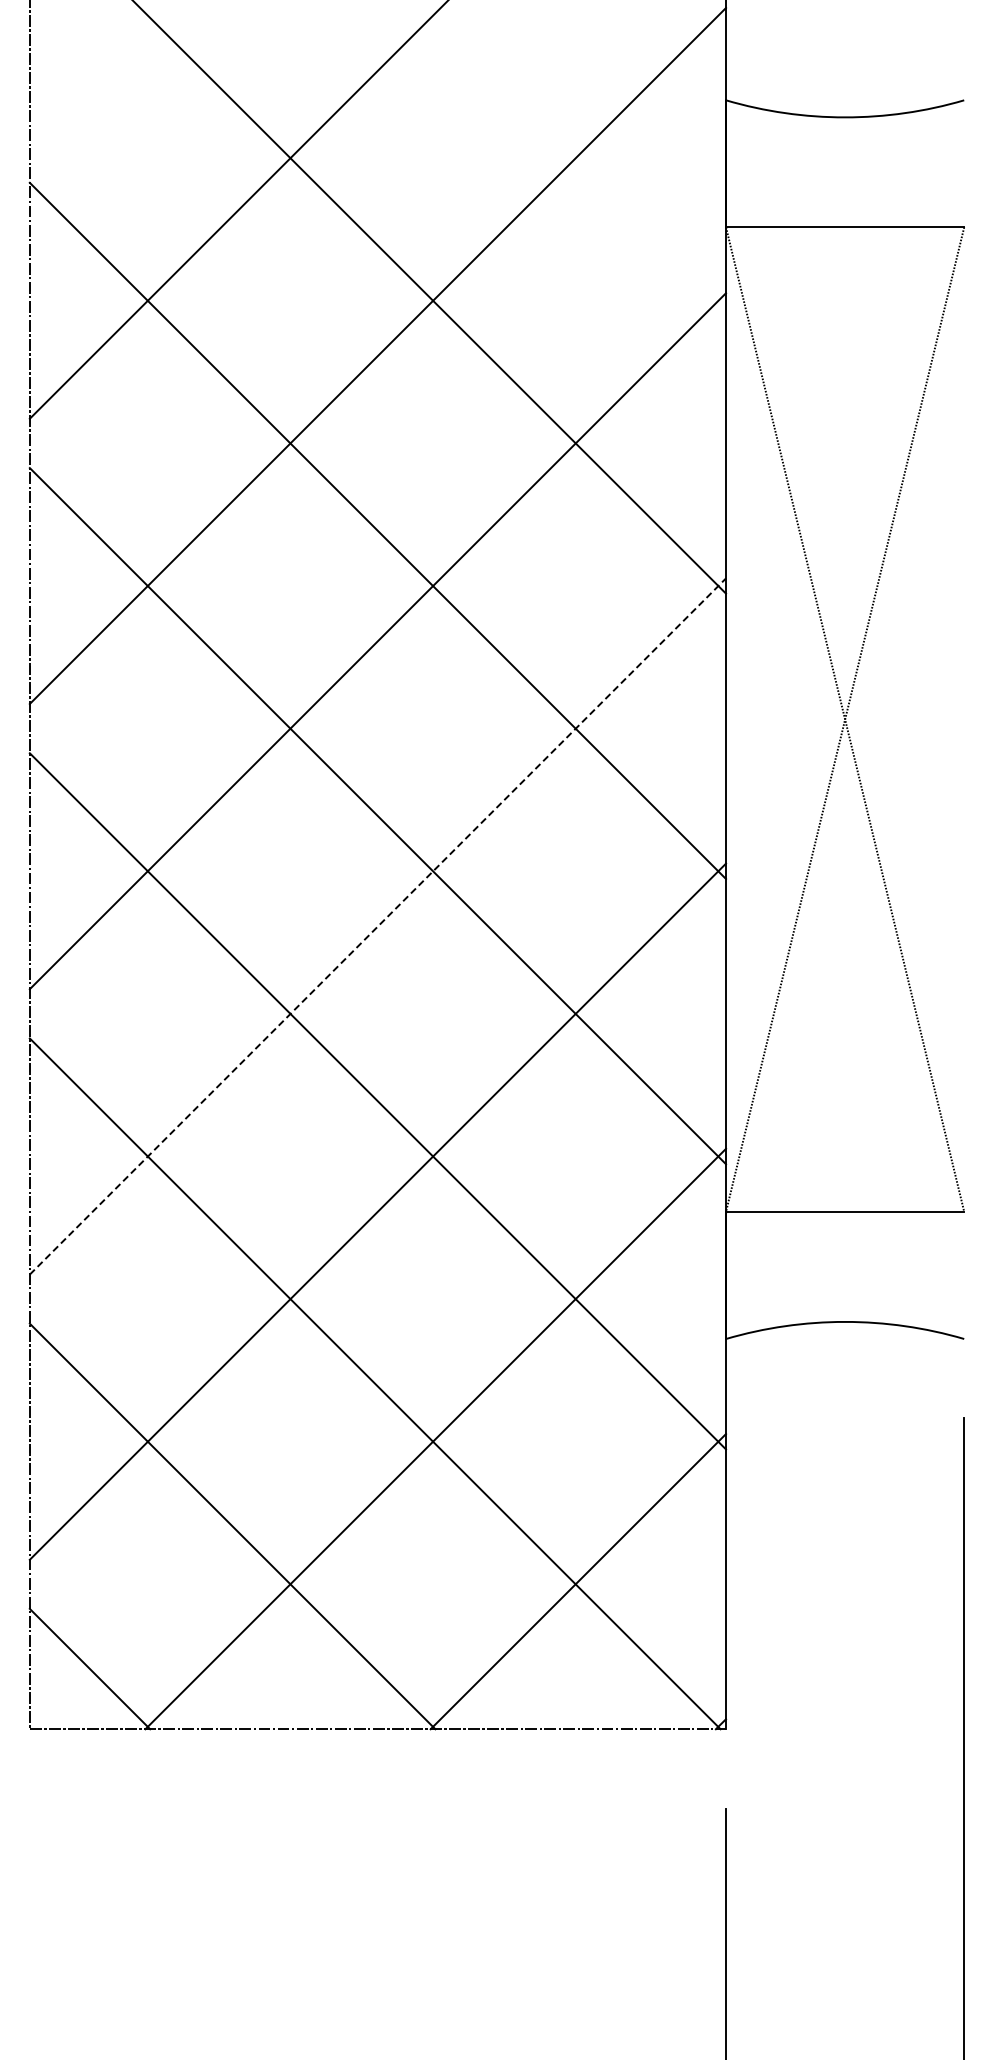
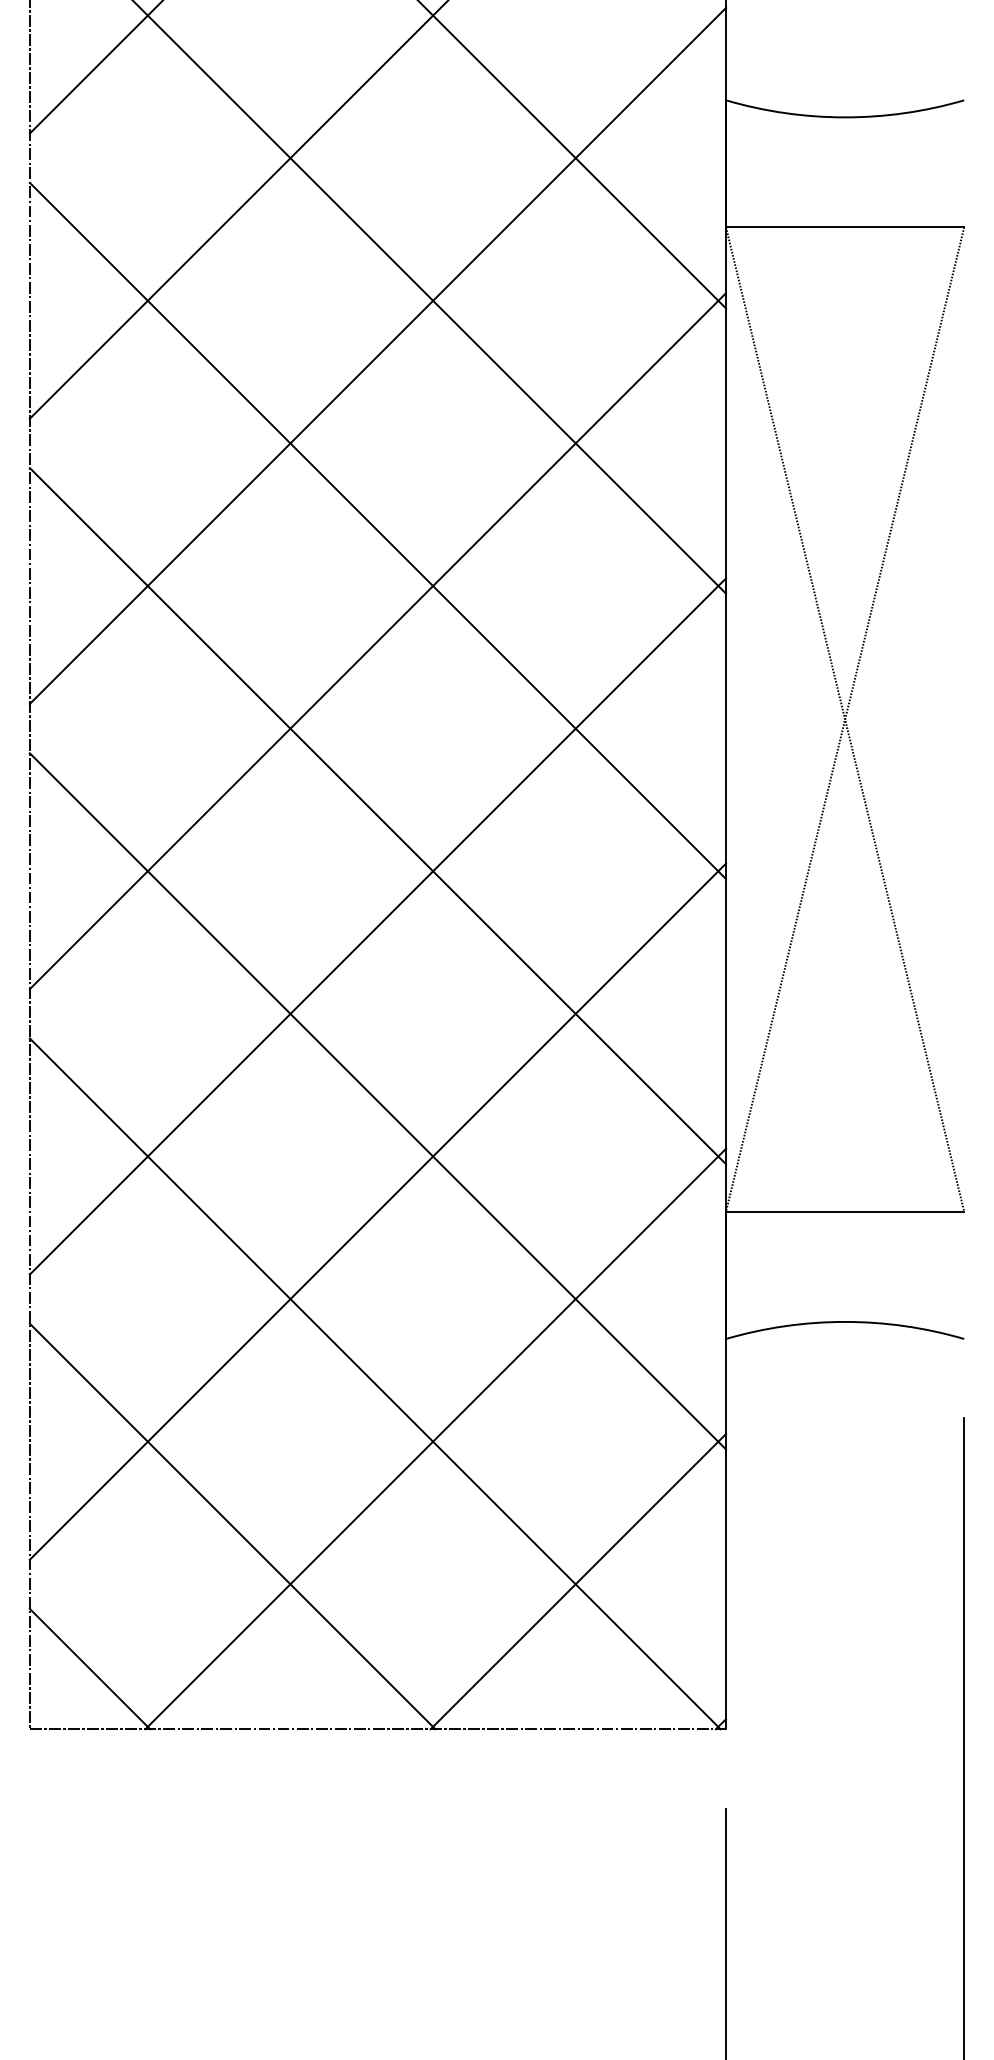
line: none -> present (95, 67)
line: none -> present (572, 155)
line: dashed -> solid (378, 926)
